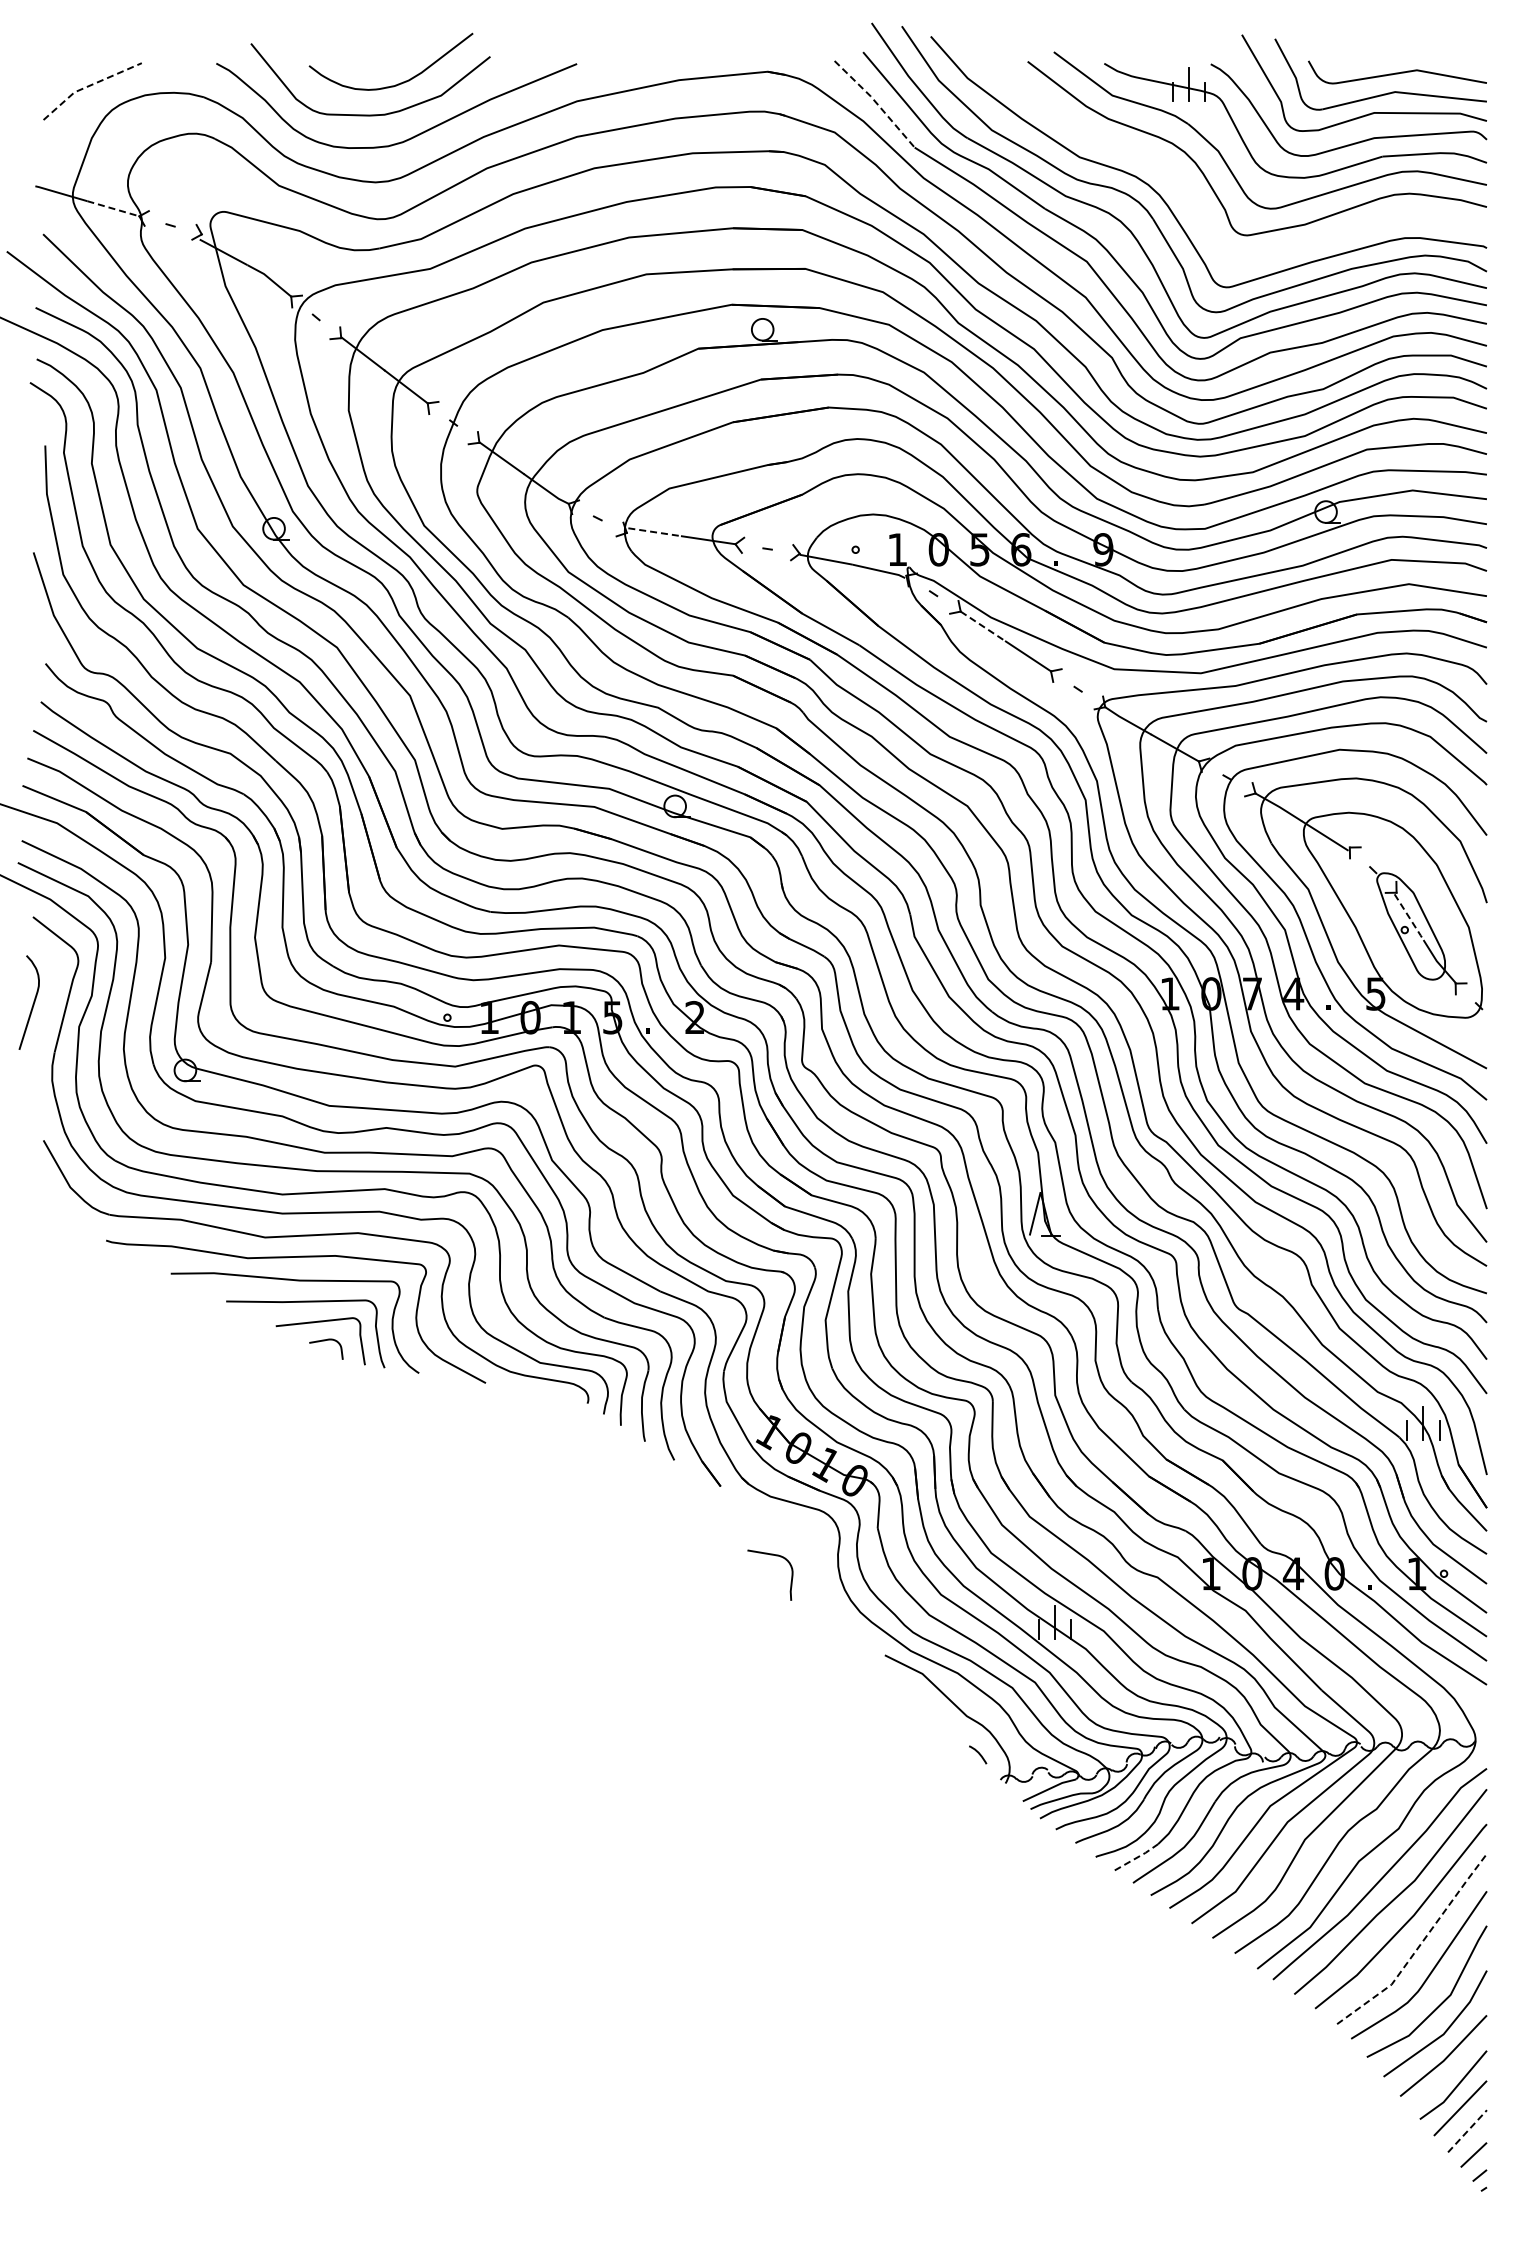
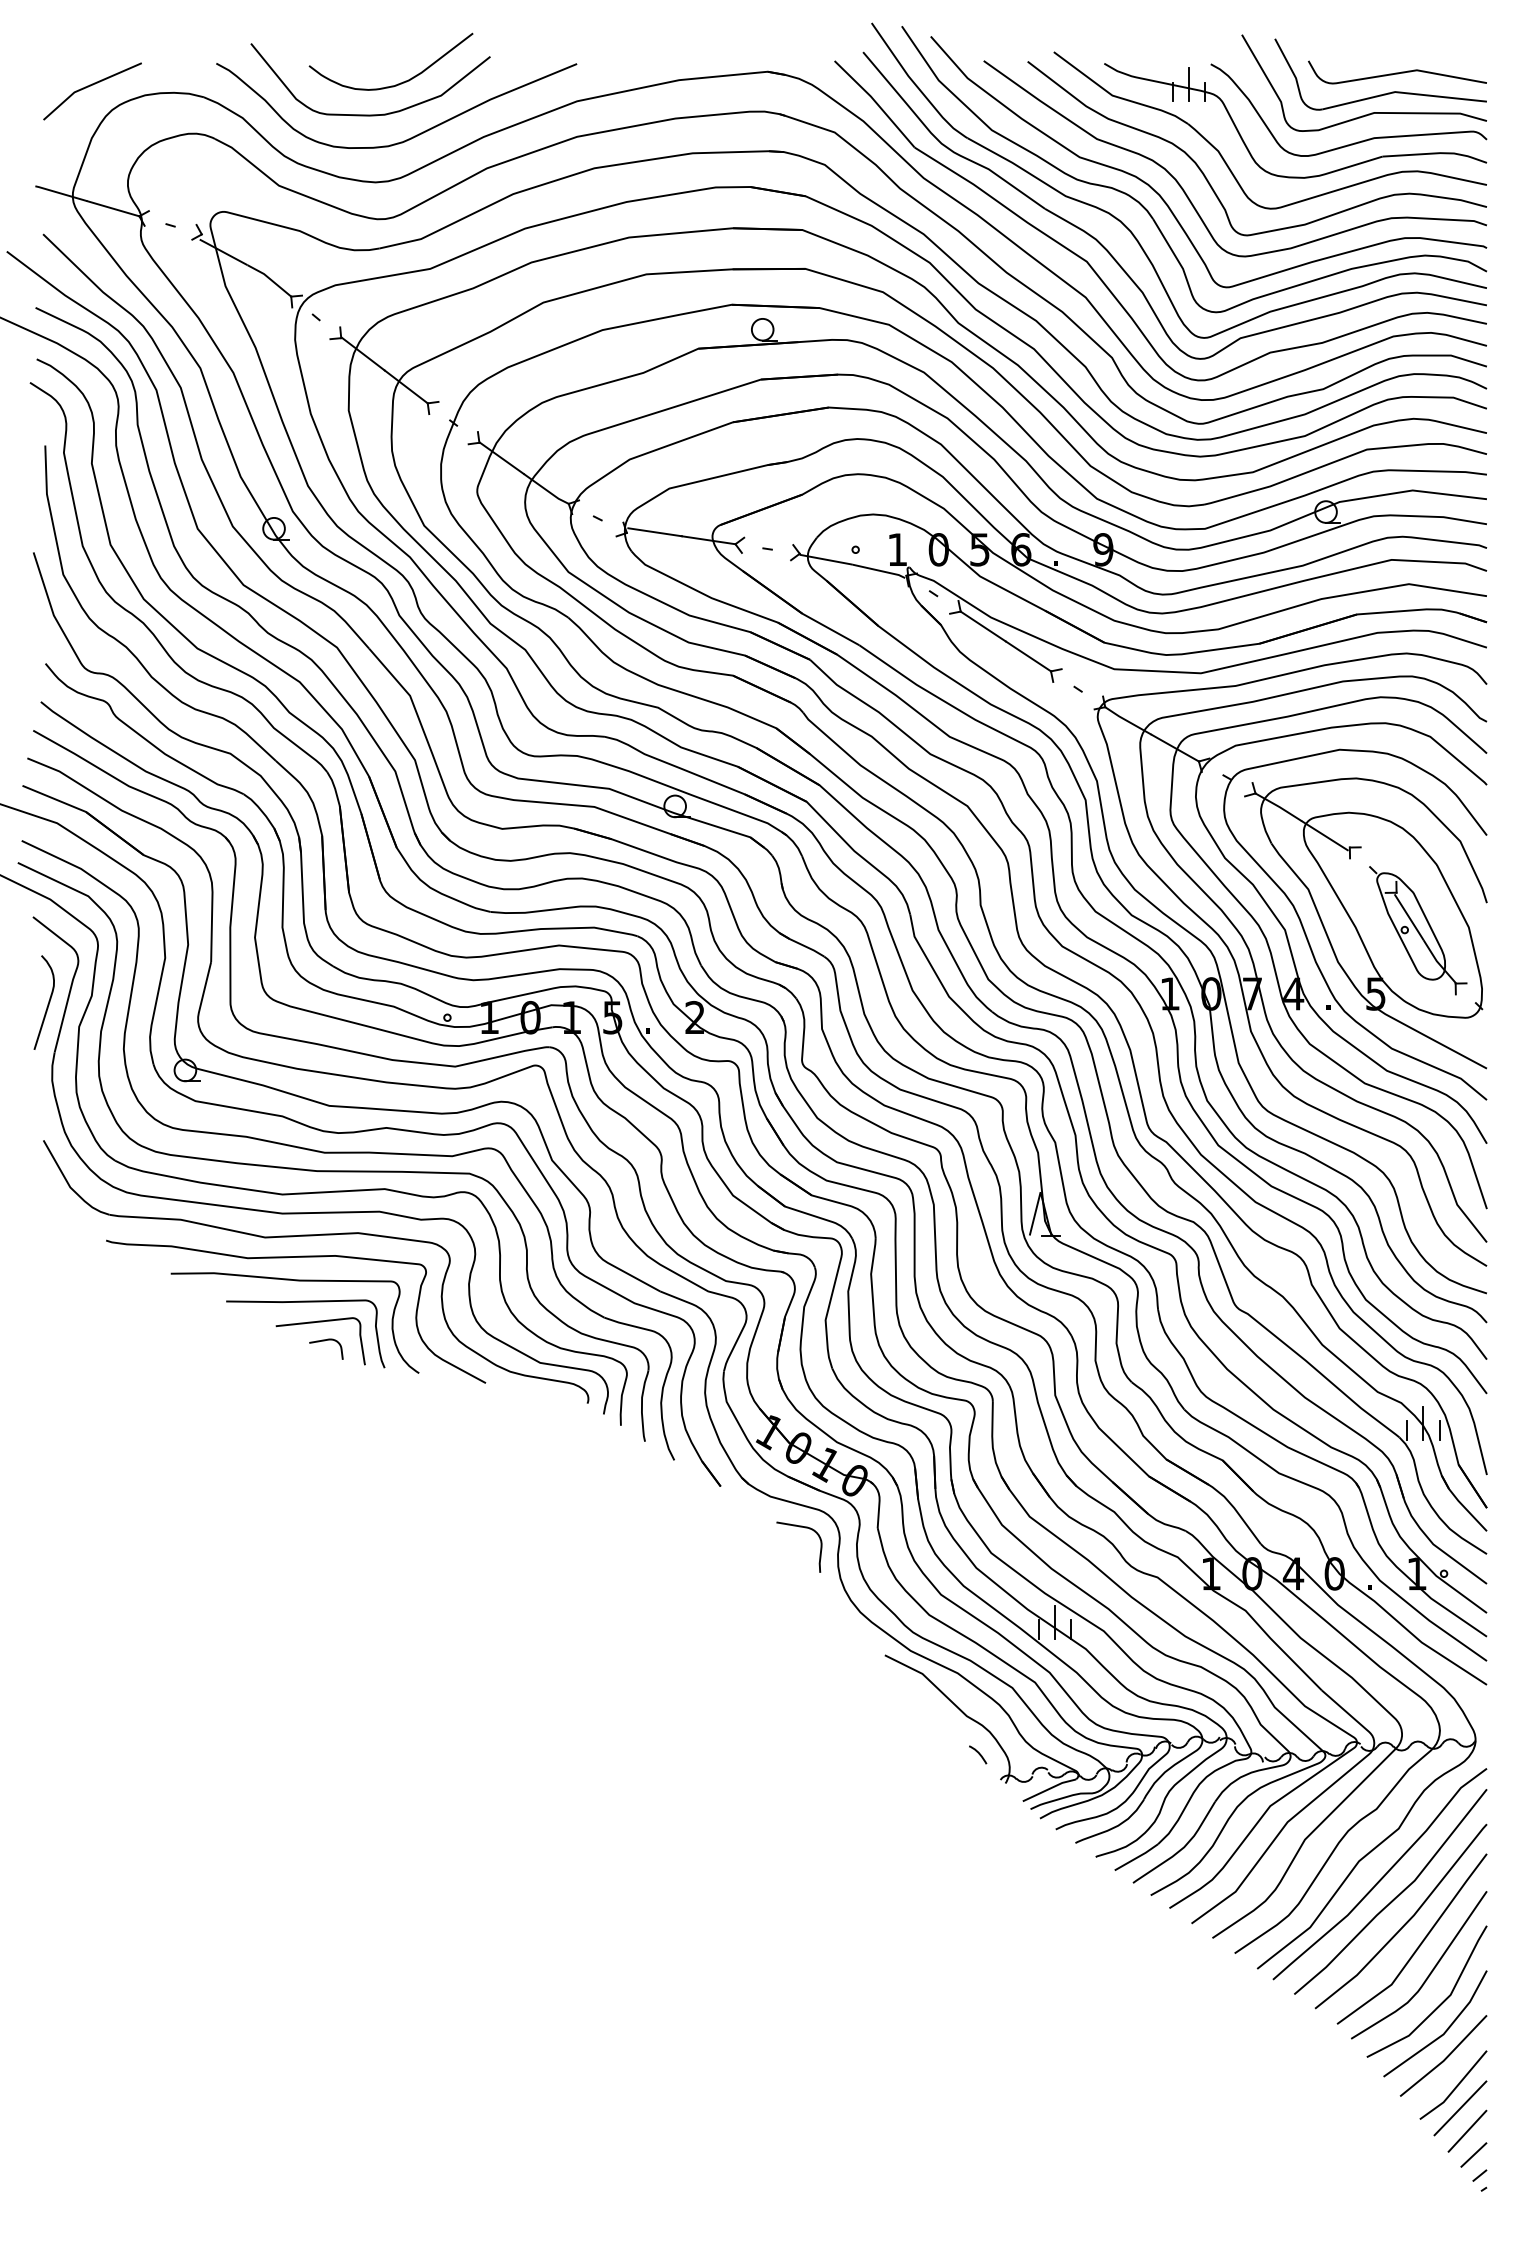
line: dashed -> solid (89, 86)
line: dashed -> solid (876, 102)
curve: none -> present (1185, 191)
line: dashed -> solid (113, 208)
line: dashed -> solid (655, 532)
line: dashed -> solid (983, 626)
line: dashed -> solid (1409, 917)
curve position: (32, 1004) -> (47, 1004) (47, 1004)
curve position: (776, 1556) -> (805, 1528) (805, 1528)
line: dashed -> solid (1137, 1857)
line: dashed -> solid (1419, 1945)
line: dashed -> solid (1467, 2131)
